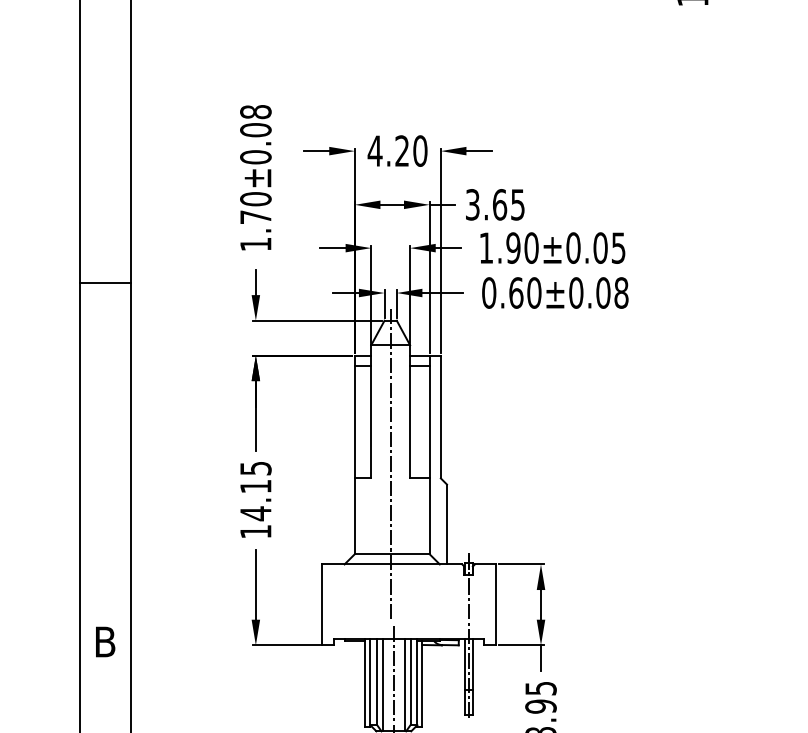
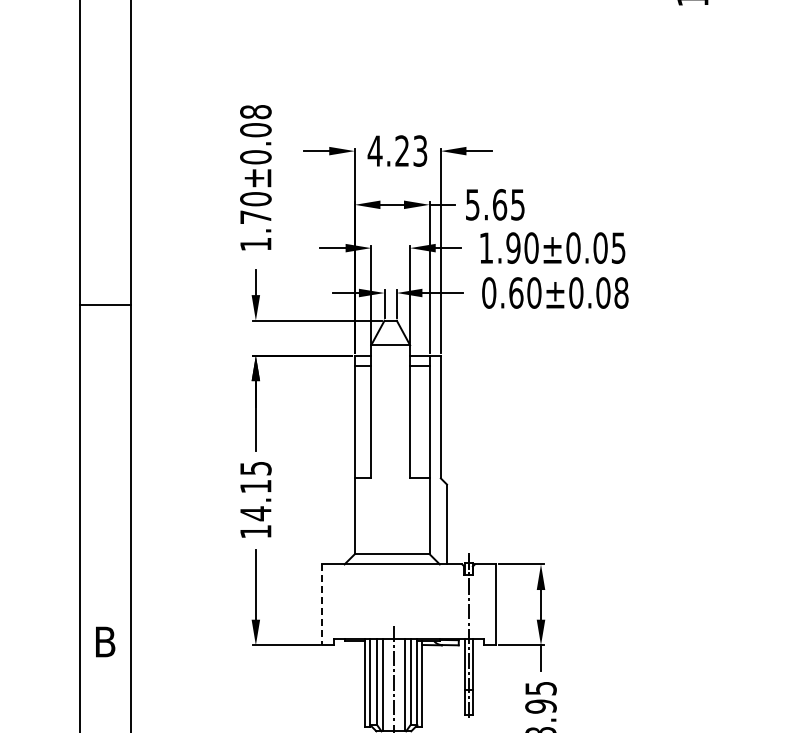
text: 4.20 -> 4.23 (420, 150)
text: 3.65 -> 5.65 (472, 204)
line position: (105, 282) -> (105, 304) (105, 304)
line: present -> none (390, 464)
line: solid -> dashed (322, 605)
